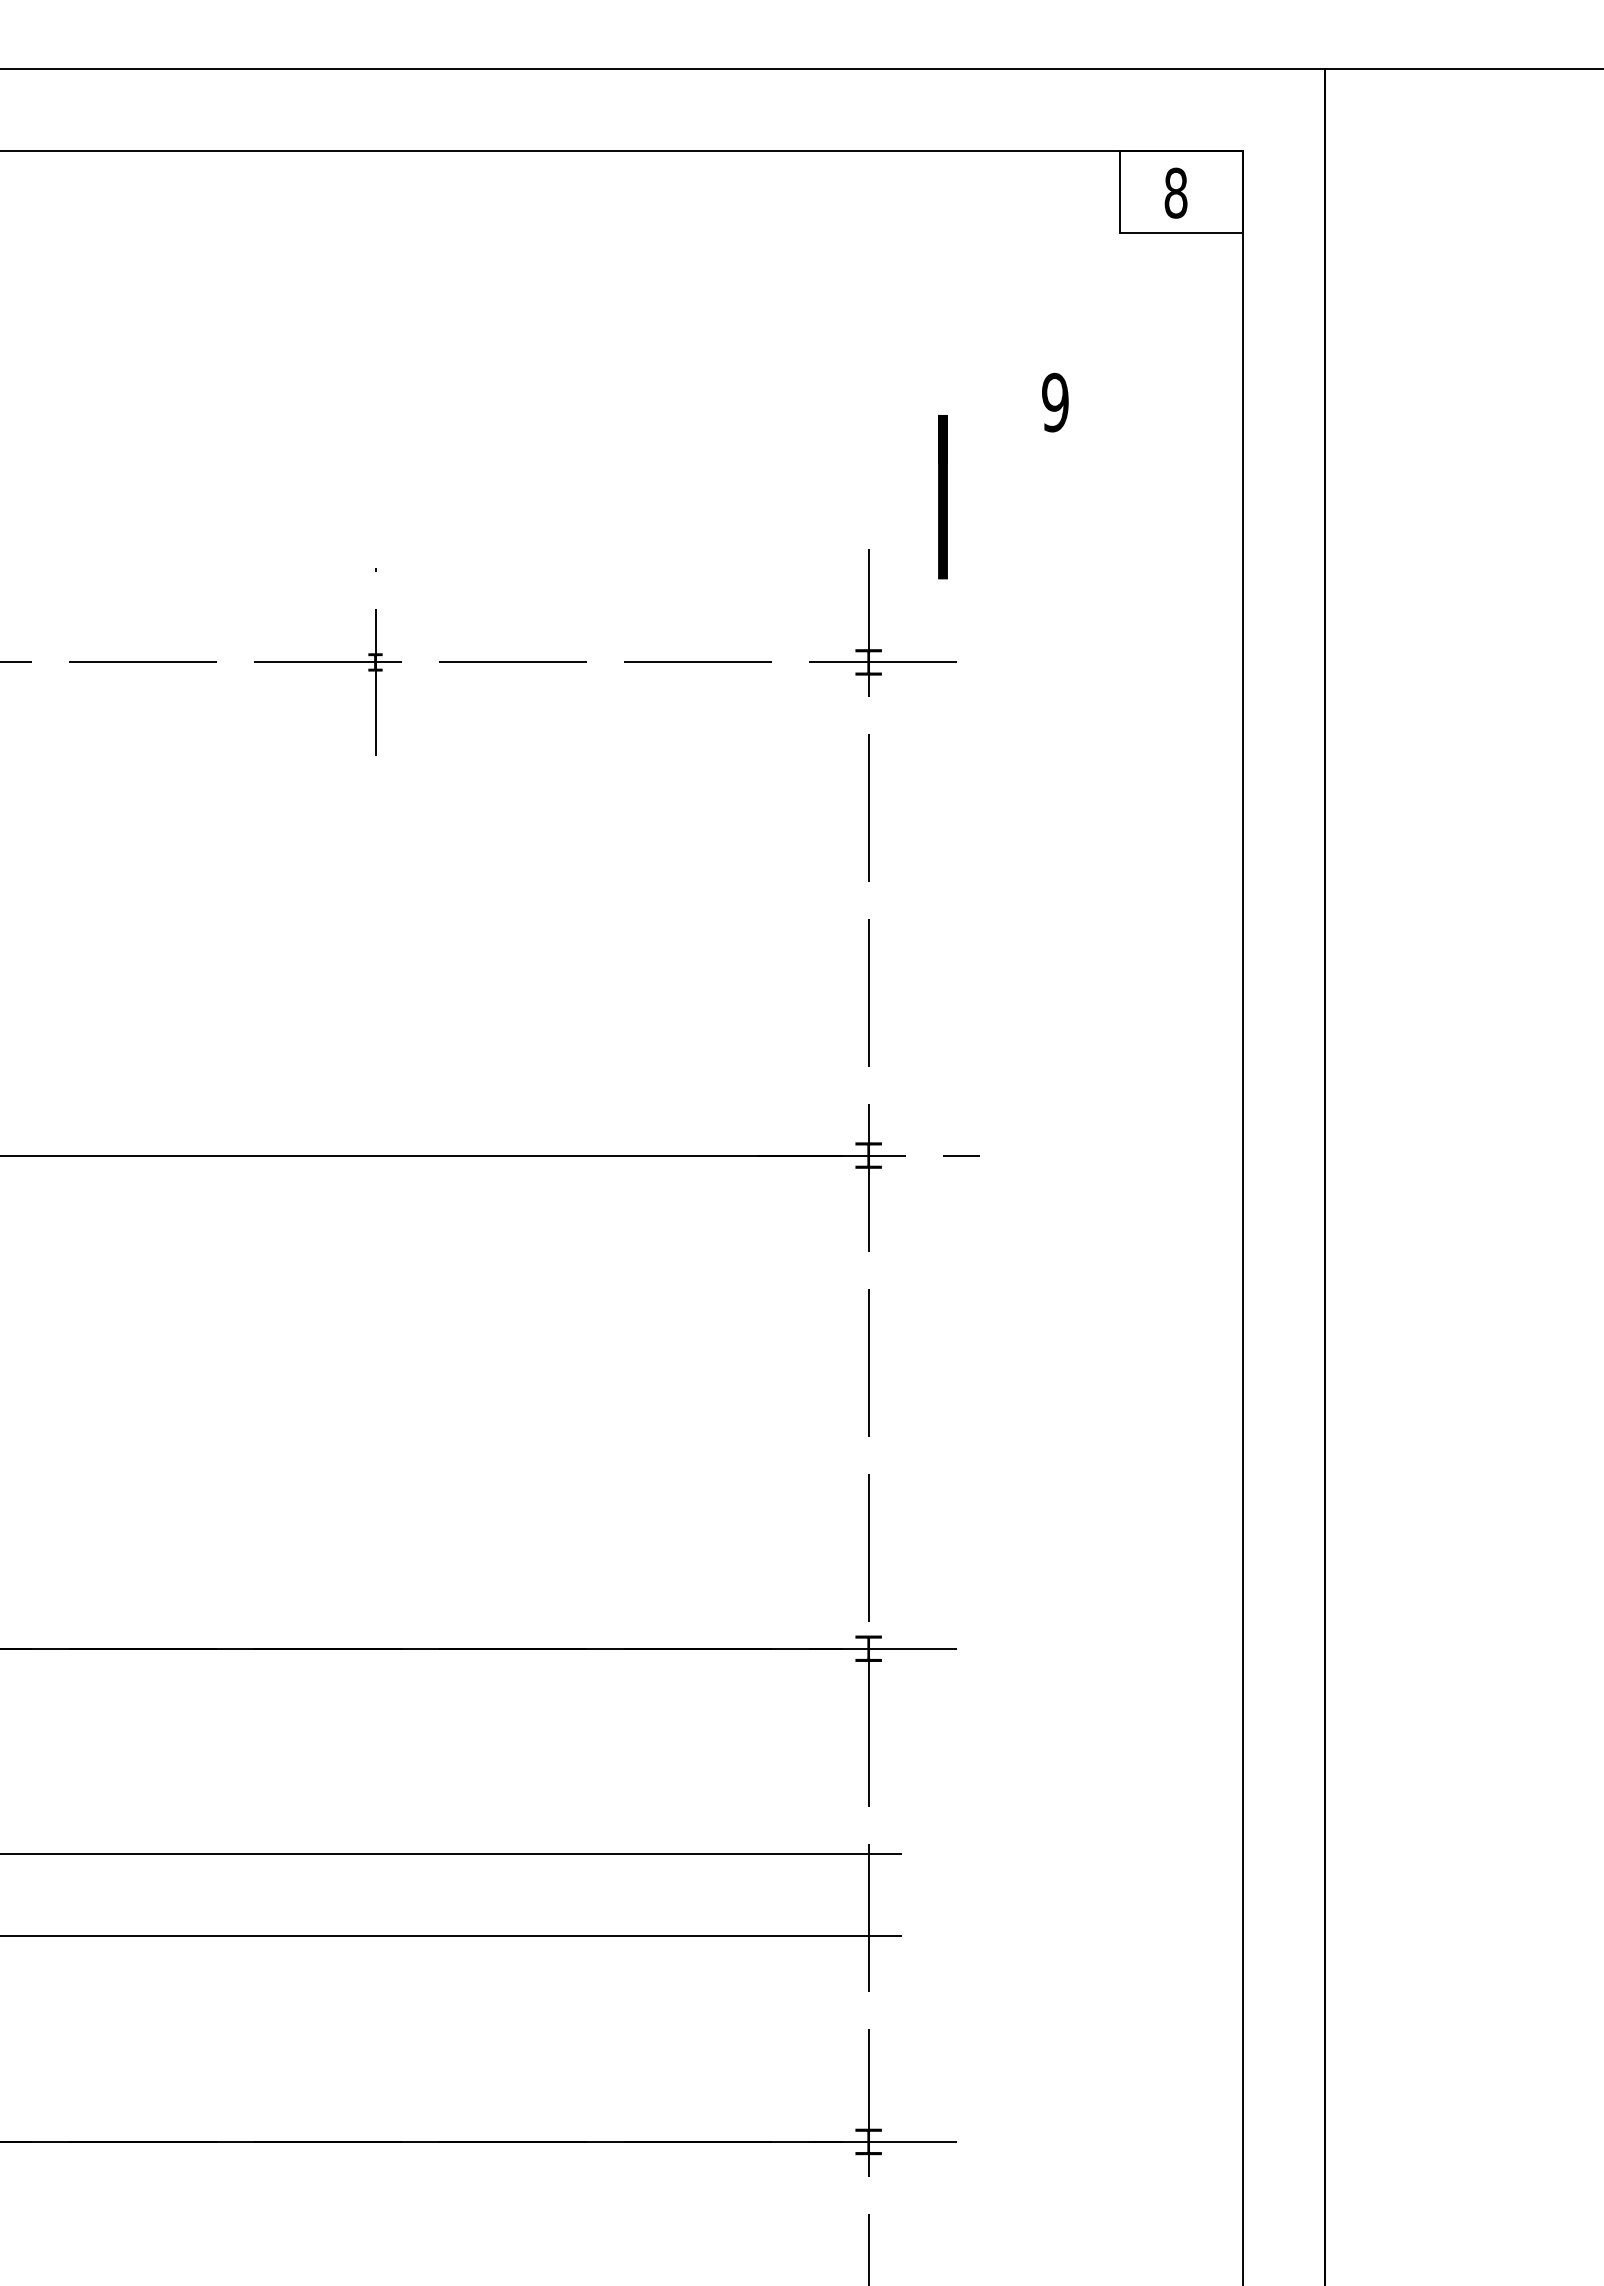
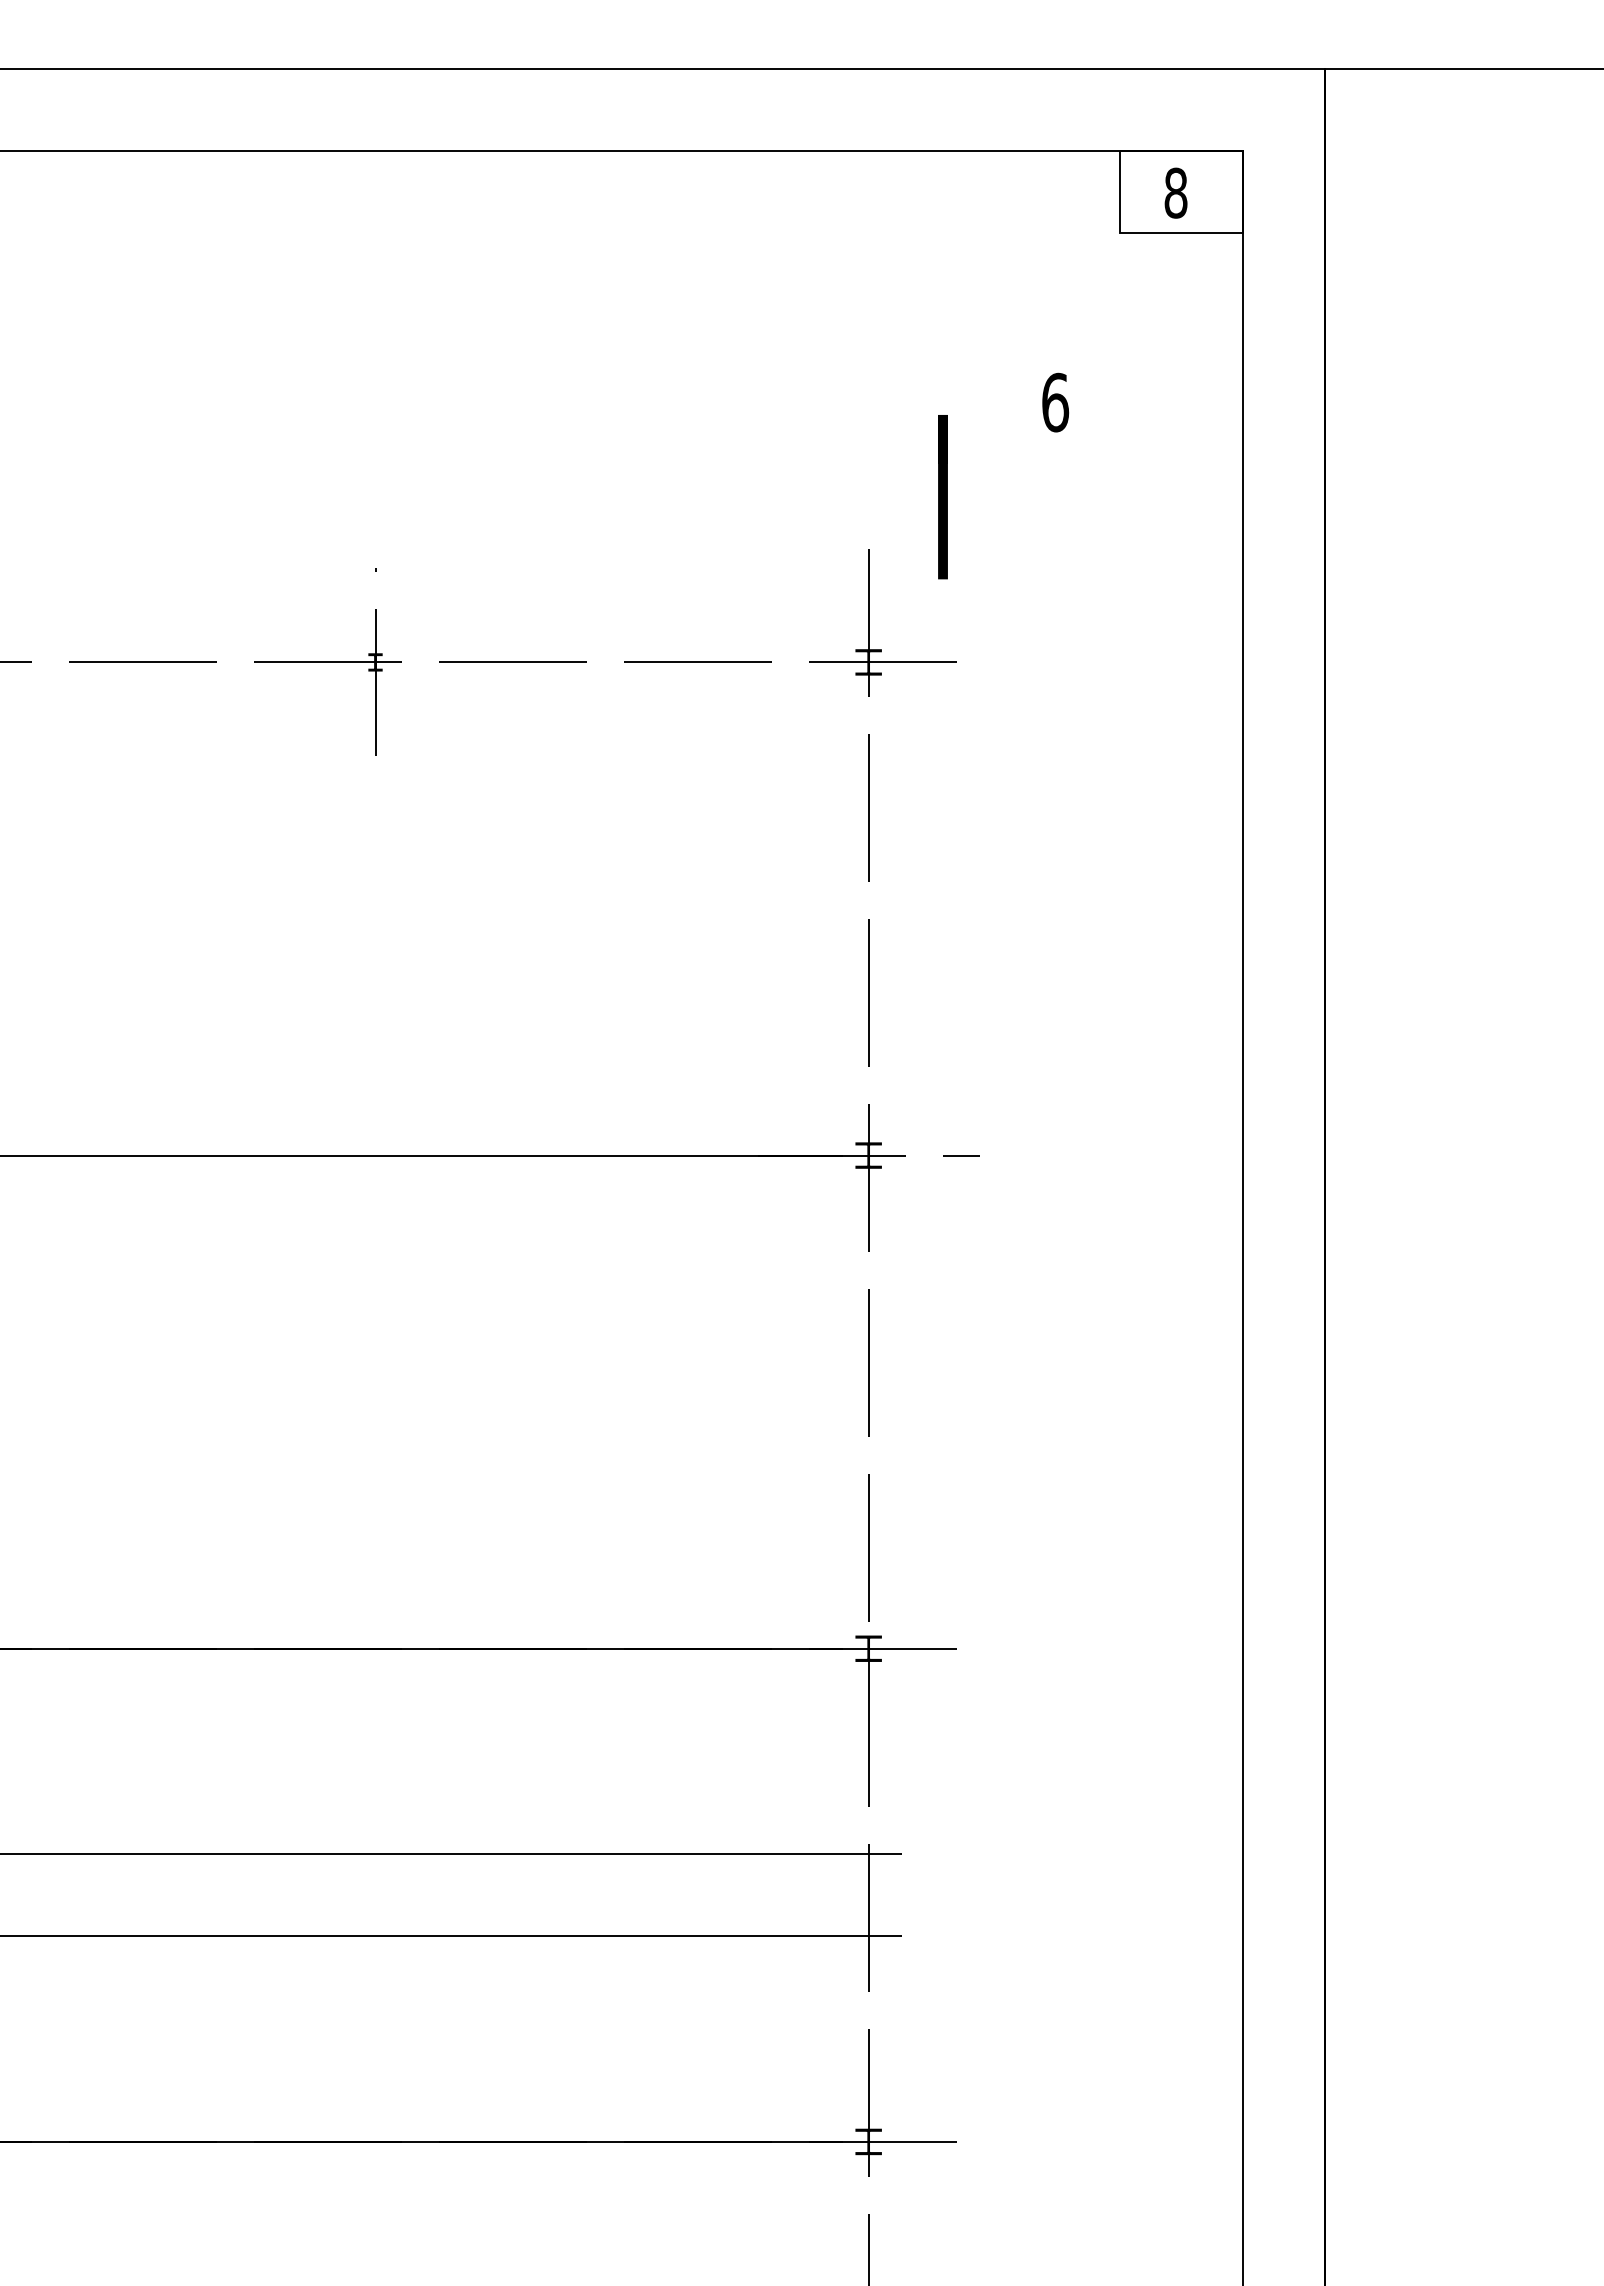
text: 9 -> 6 (1055, 402)
